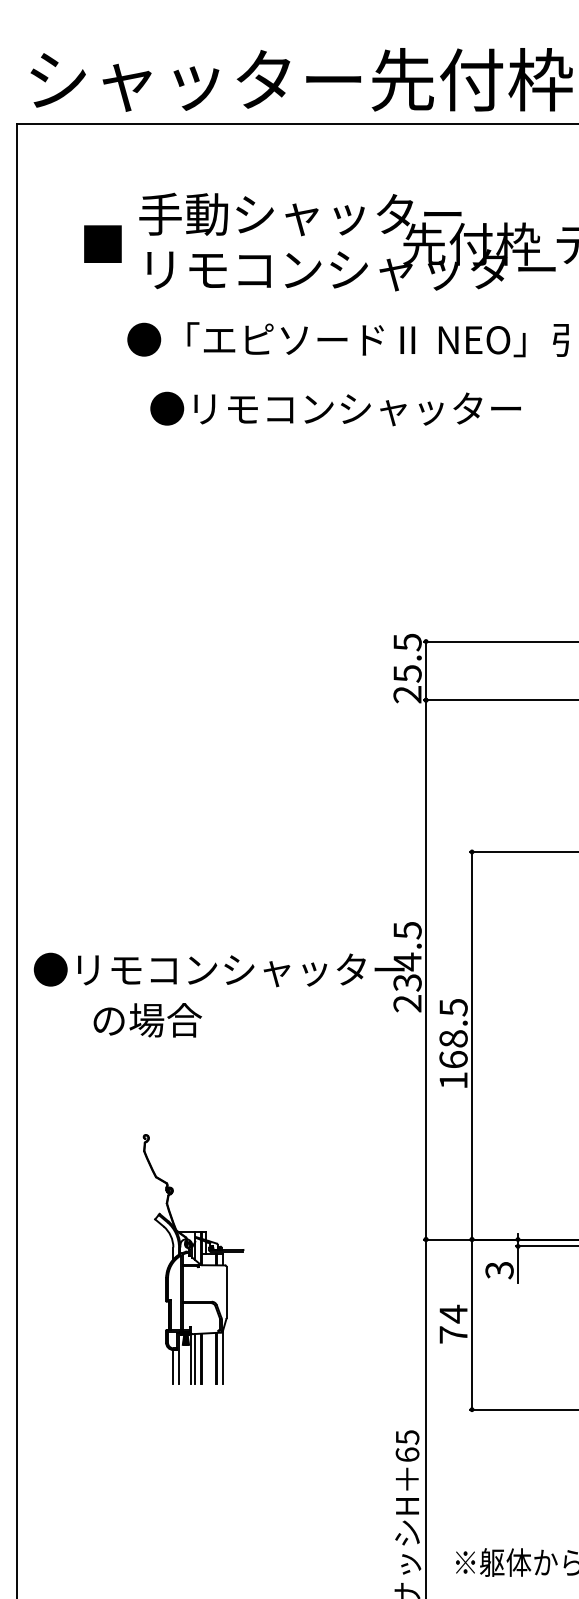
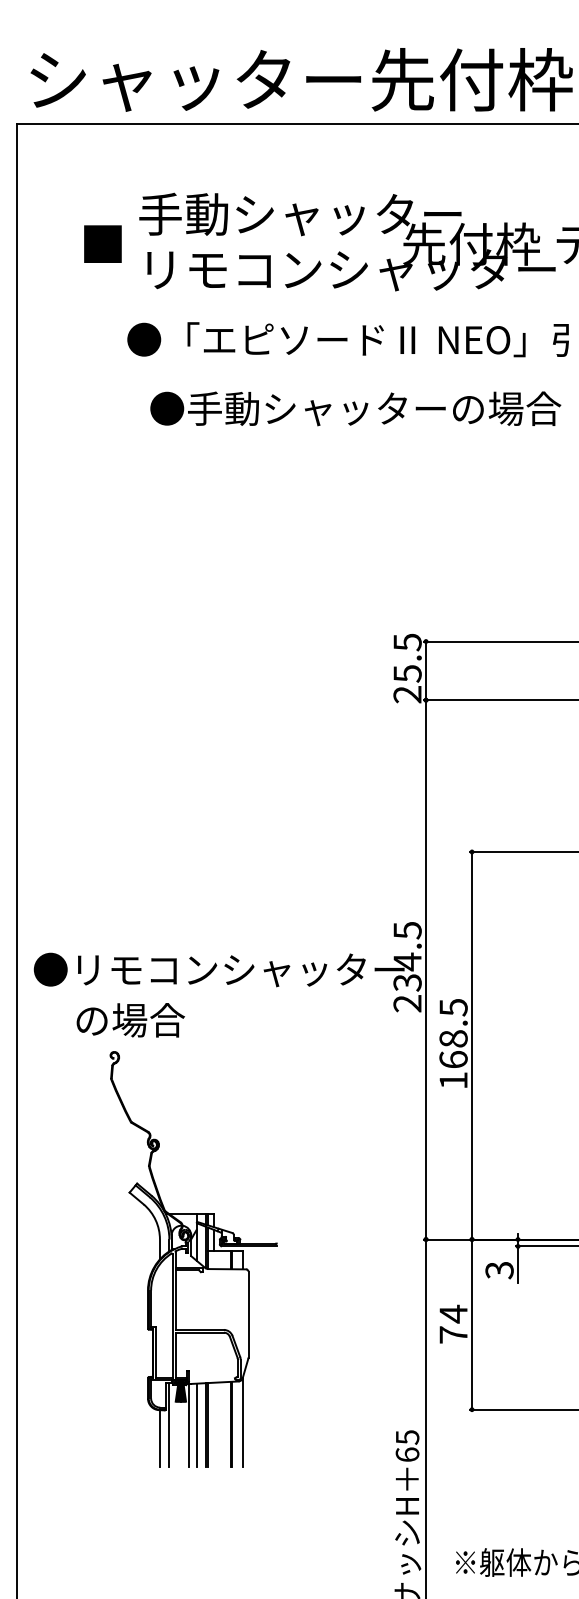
text: ●リモコンシャッター -> ●手動シャッターの場合 (374, 408)
text position: (147, 1020) -> (130, 1020) (130, 1020)
part size: 103x251 px -> 169x417 px (193, 1259)
